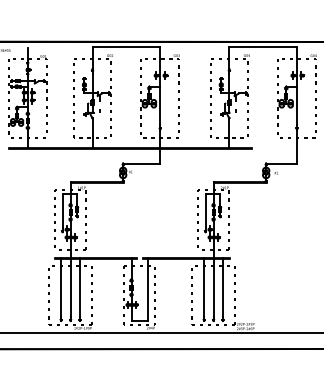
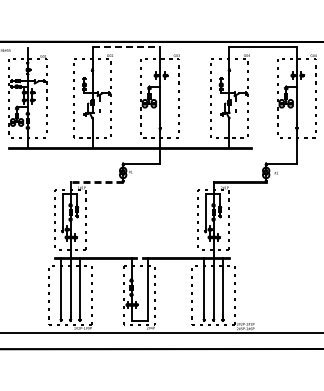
line: solid -> dashed (126, 46)
line: solid -> dashed (96, 182)
